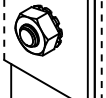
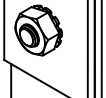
line: dashed -> solid (4, 30)
line: dashed -> solid (101, 48)
